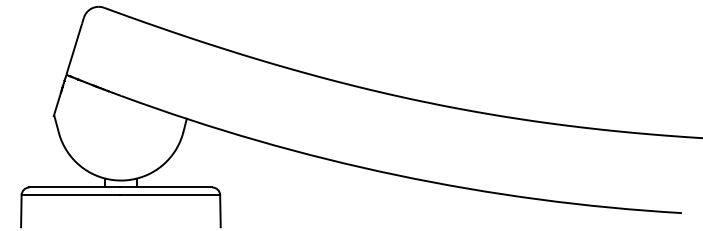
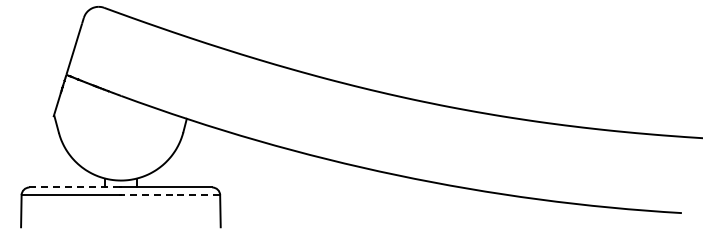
line: solid -> dashed (74, 187)
line: solid -> dashed (170, 195)
